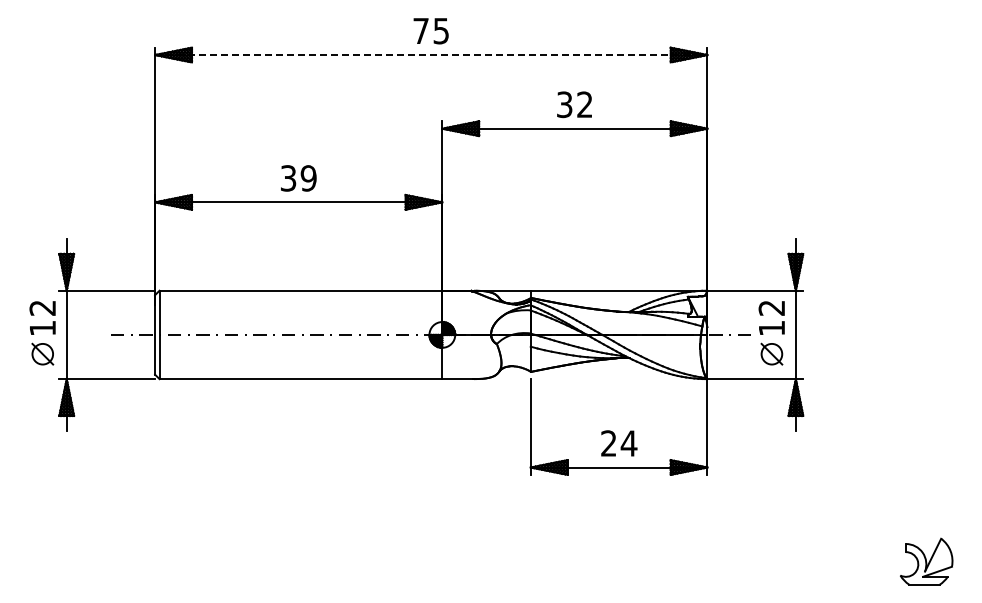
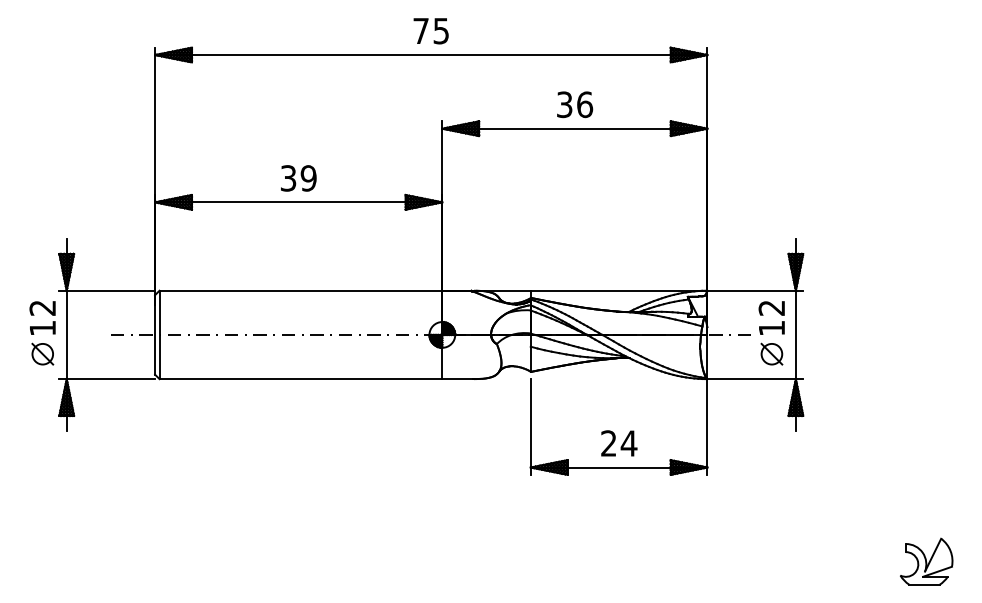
line: dashed -> solid (431, 55)
text: 32 -> 36 (585, 104)
